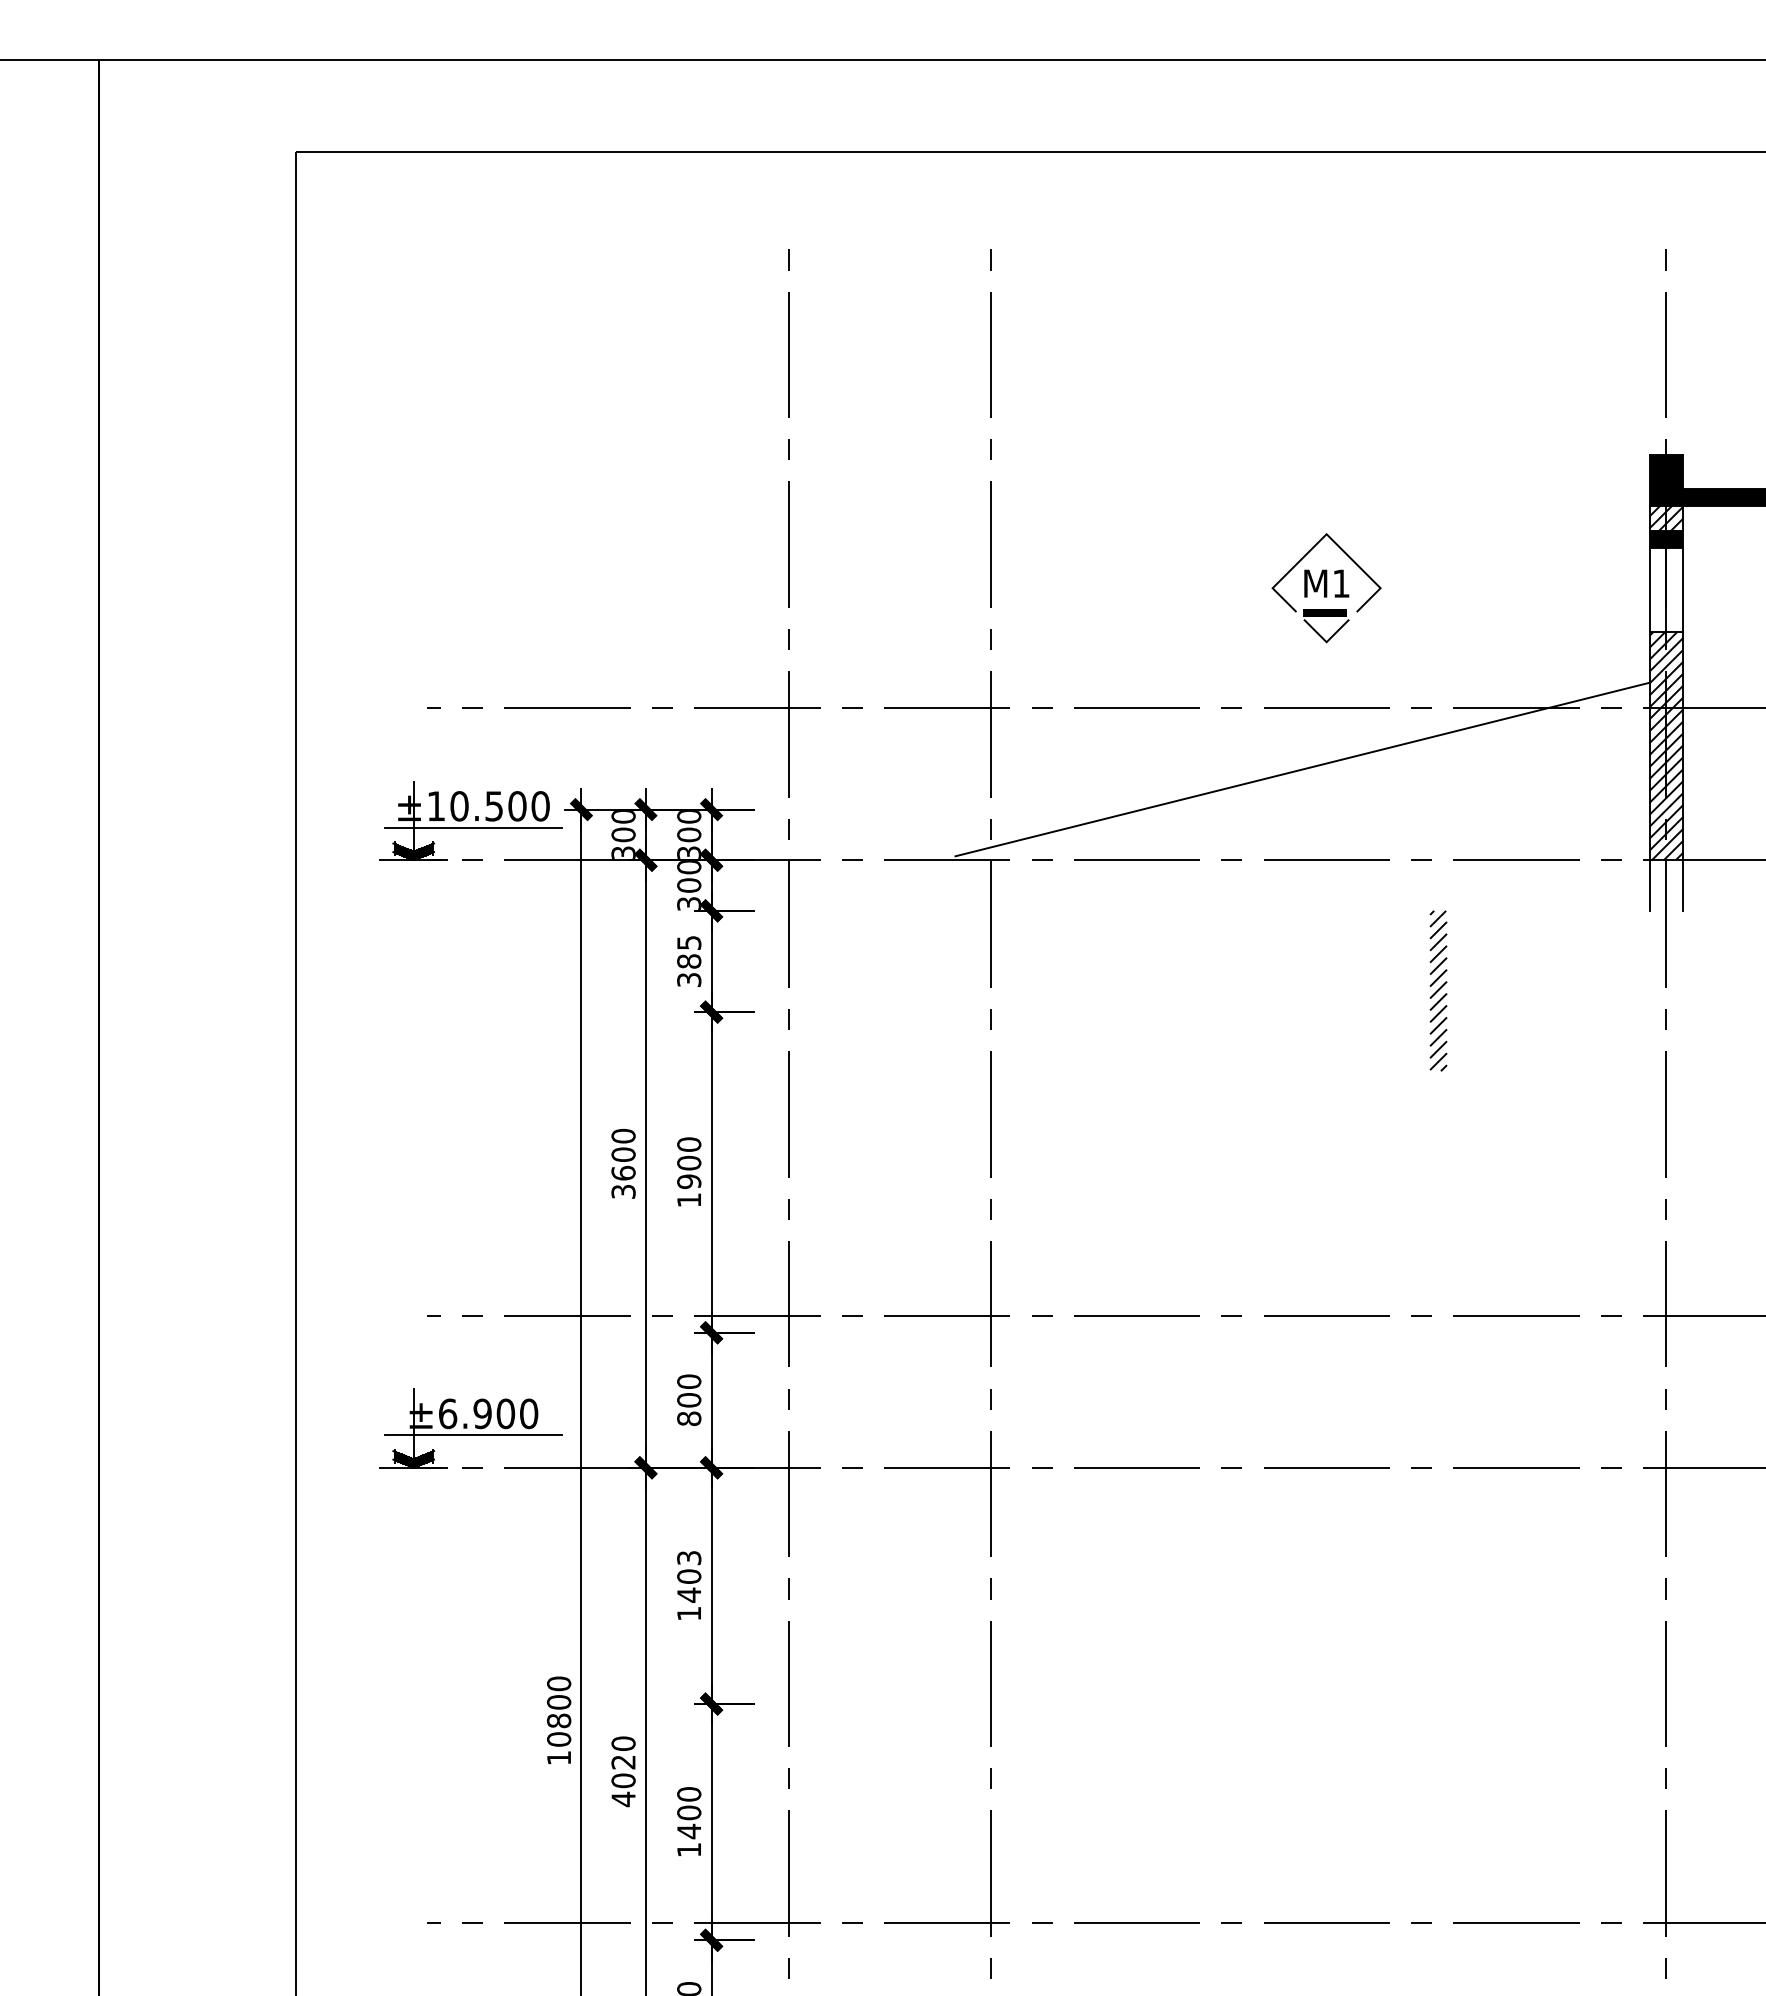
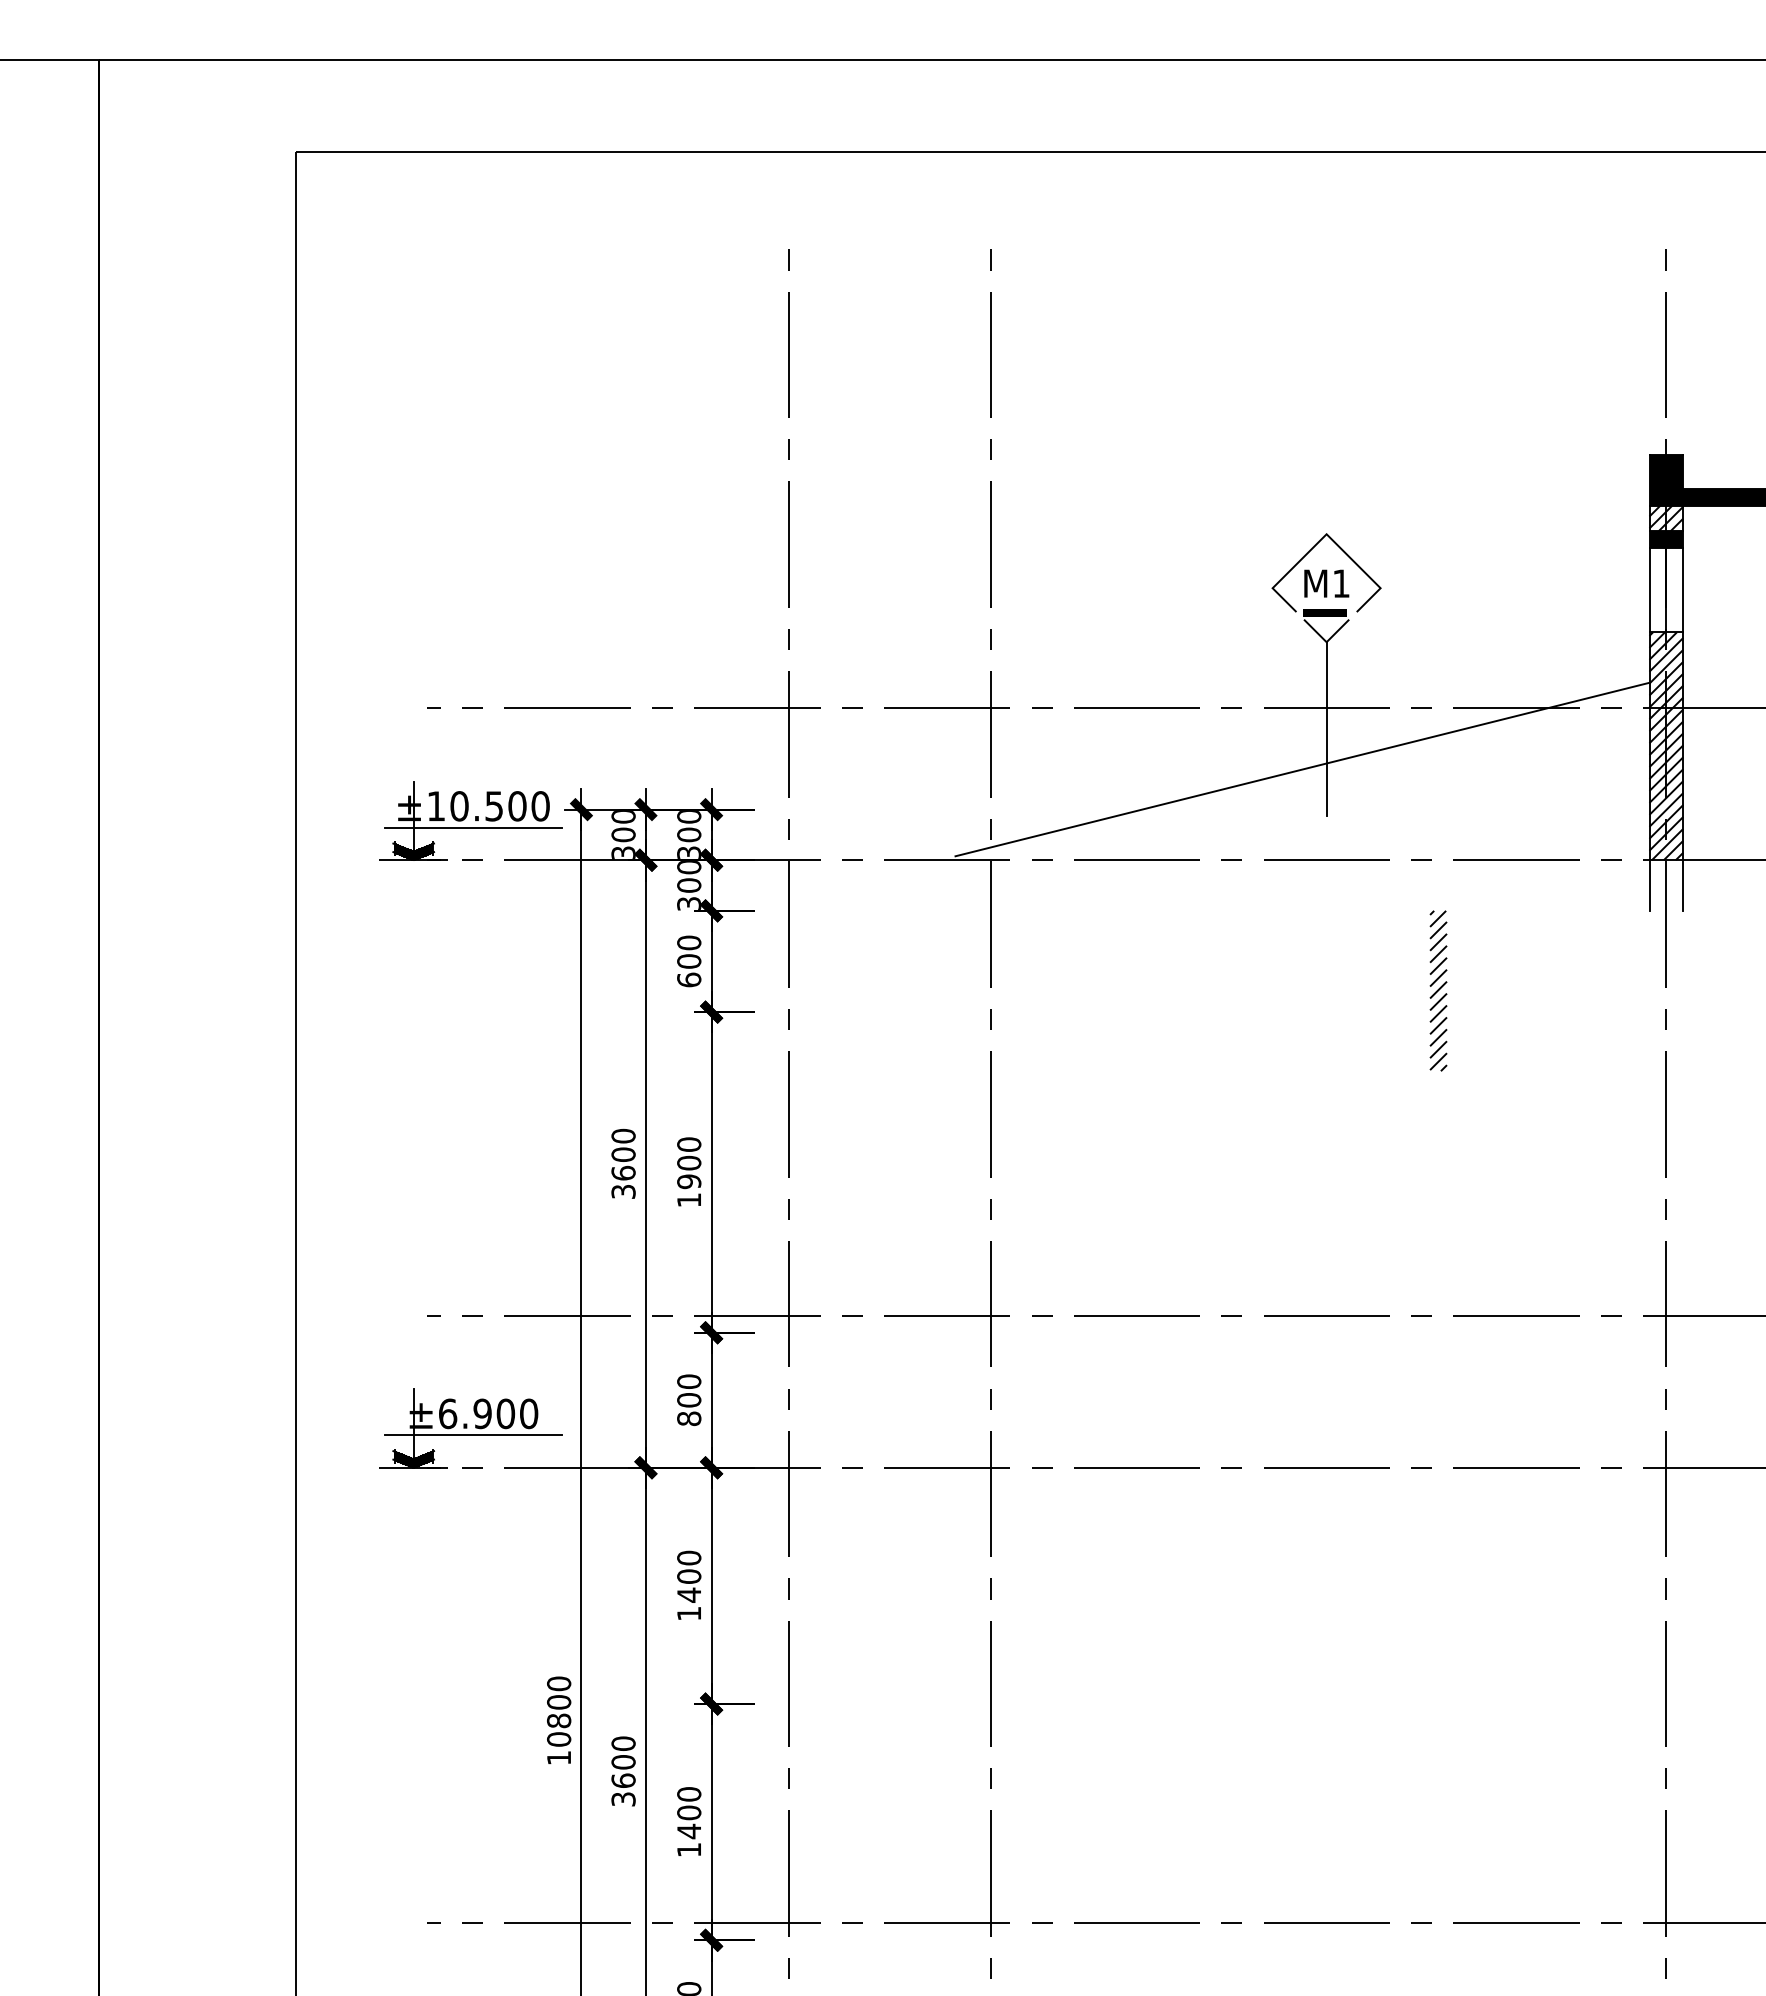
line: none -> present (1326, 729)
text: 385 -> 600 (689, 961)
text: 1403 -> 1400 (689, 1557)
text: 4020 -> 3600 (623, 1781)
